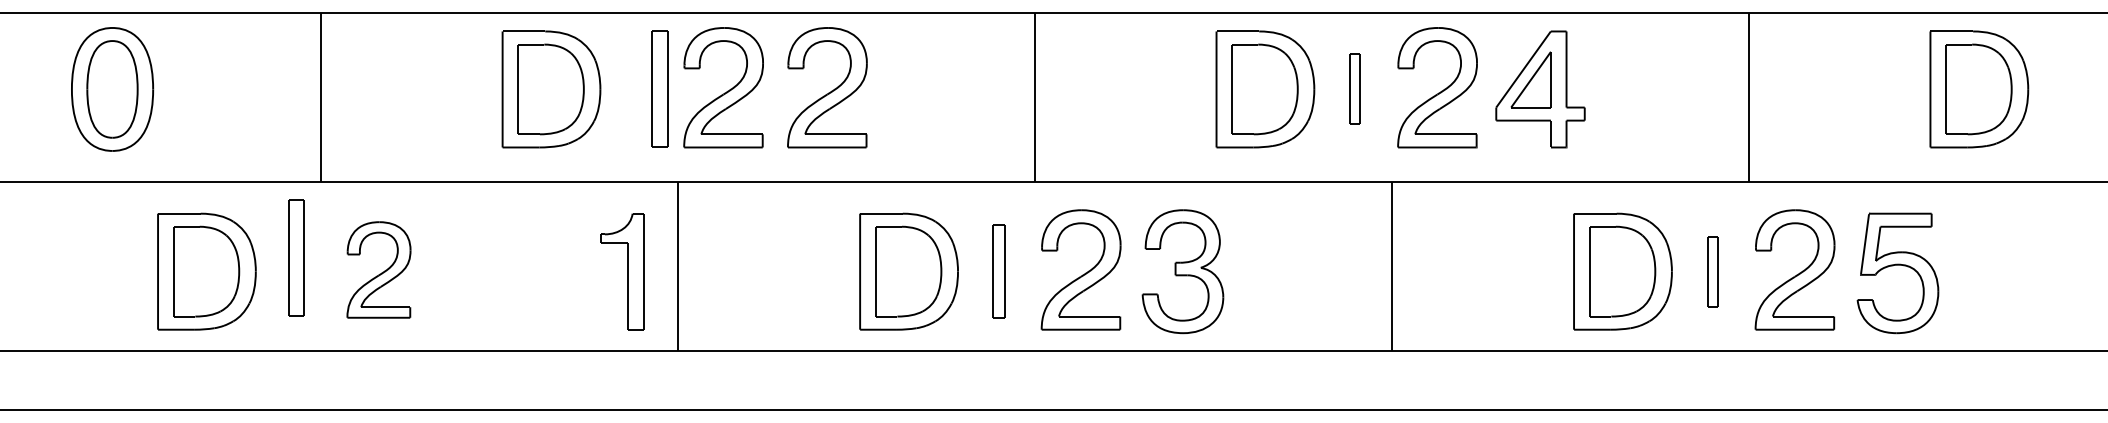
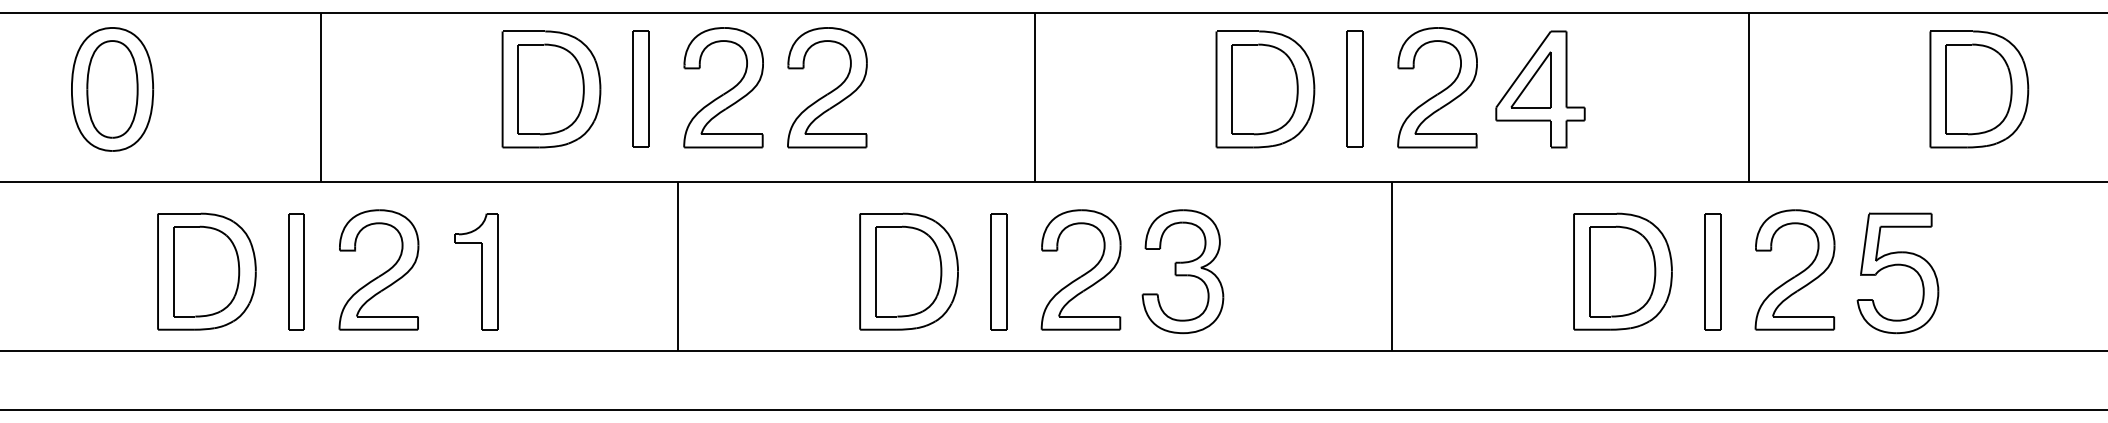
part position: (659, 88) -> (640, 88) (640, 88)
part size: 12x72 px -> 18x118 px (1354, 88)
part position: (296, 257) -> (296, 271) (296, 271)
part size: 66x98 px -> 82x122 px (378, 269)
part position: (622, 271) -> (476, 271) (476, 271)
part size: 14x95 px -> 18x118 px (998, 271)
part size: 12x72 px -> 18x118 px (1712, 271)
